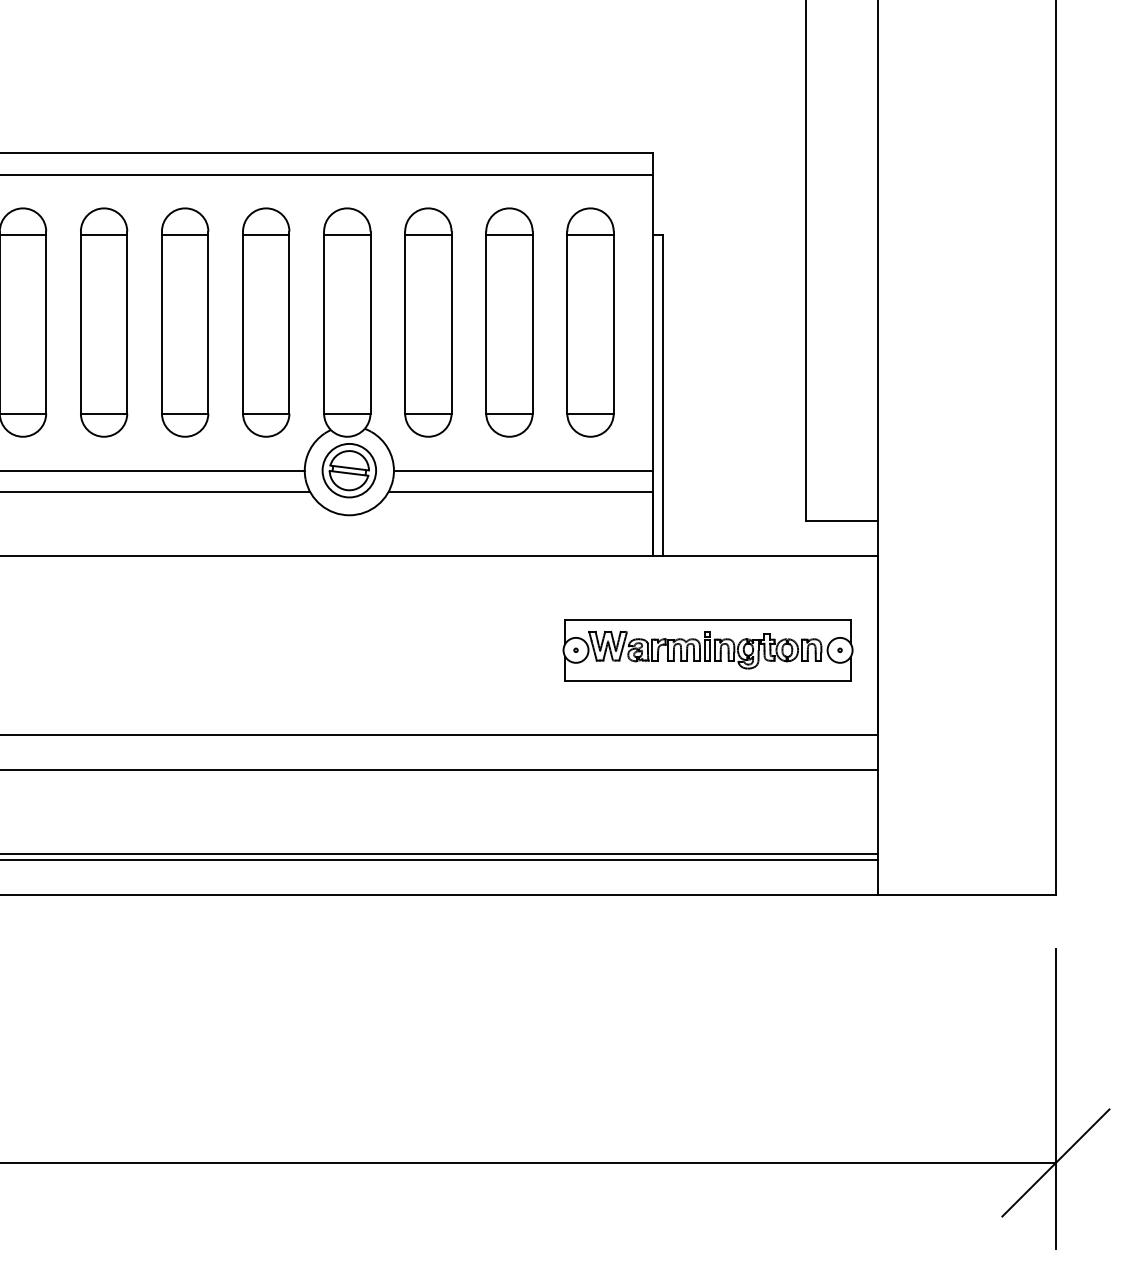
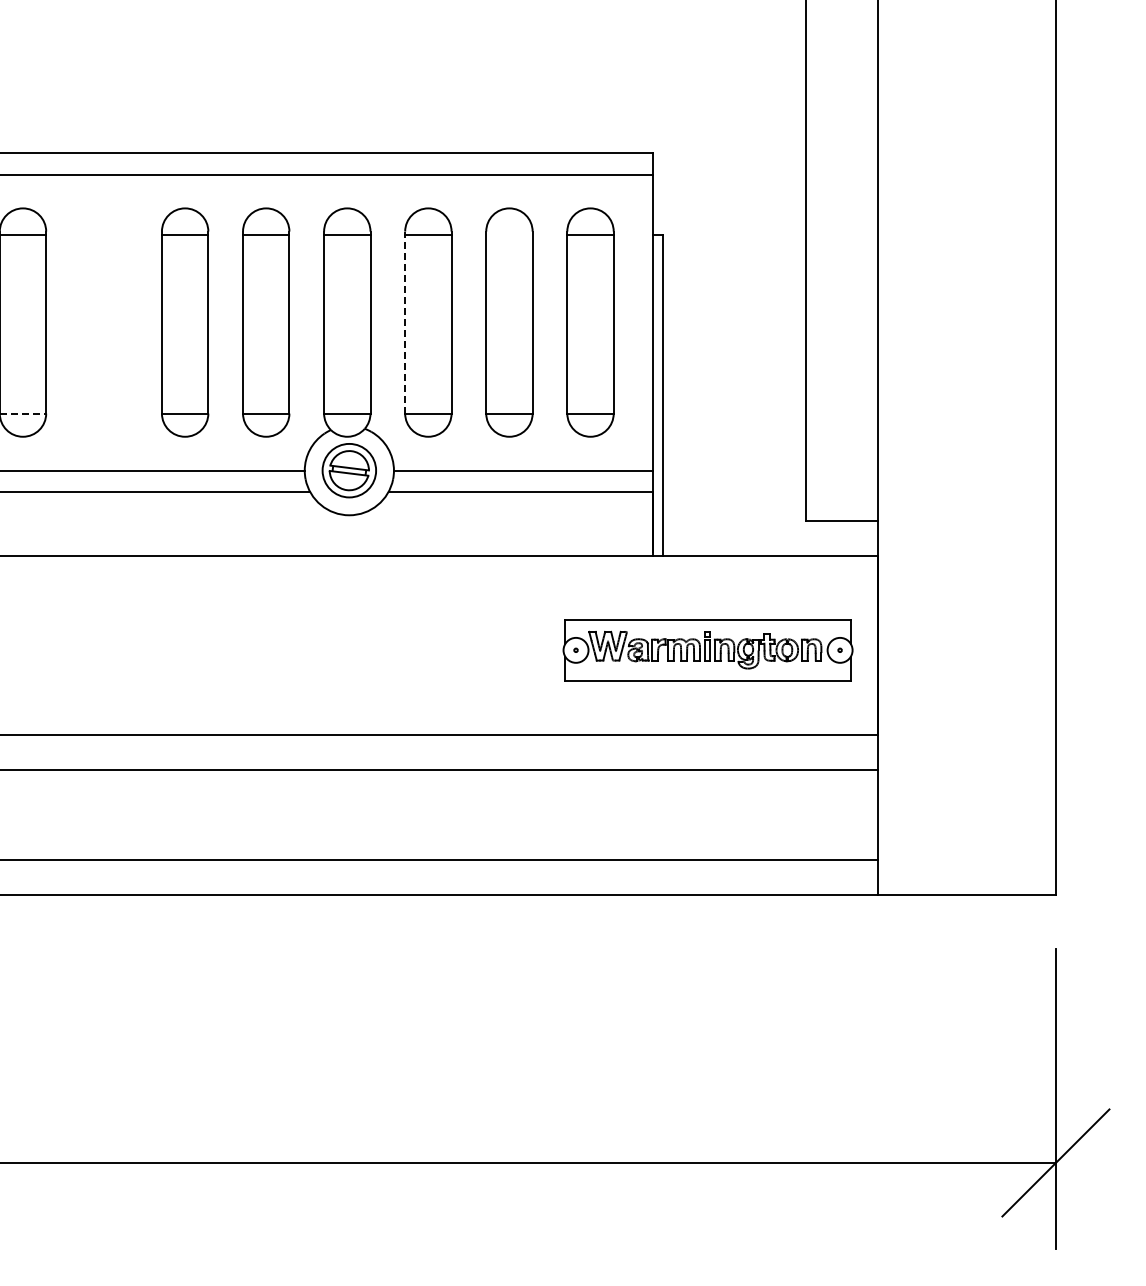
line: present -> none (509, 235)
part: present -> none (104, 322)
line: solid -> dashed (405, 322)
line: solid -> dashed (23, 413)
line: present -> none (439, 853)
